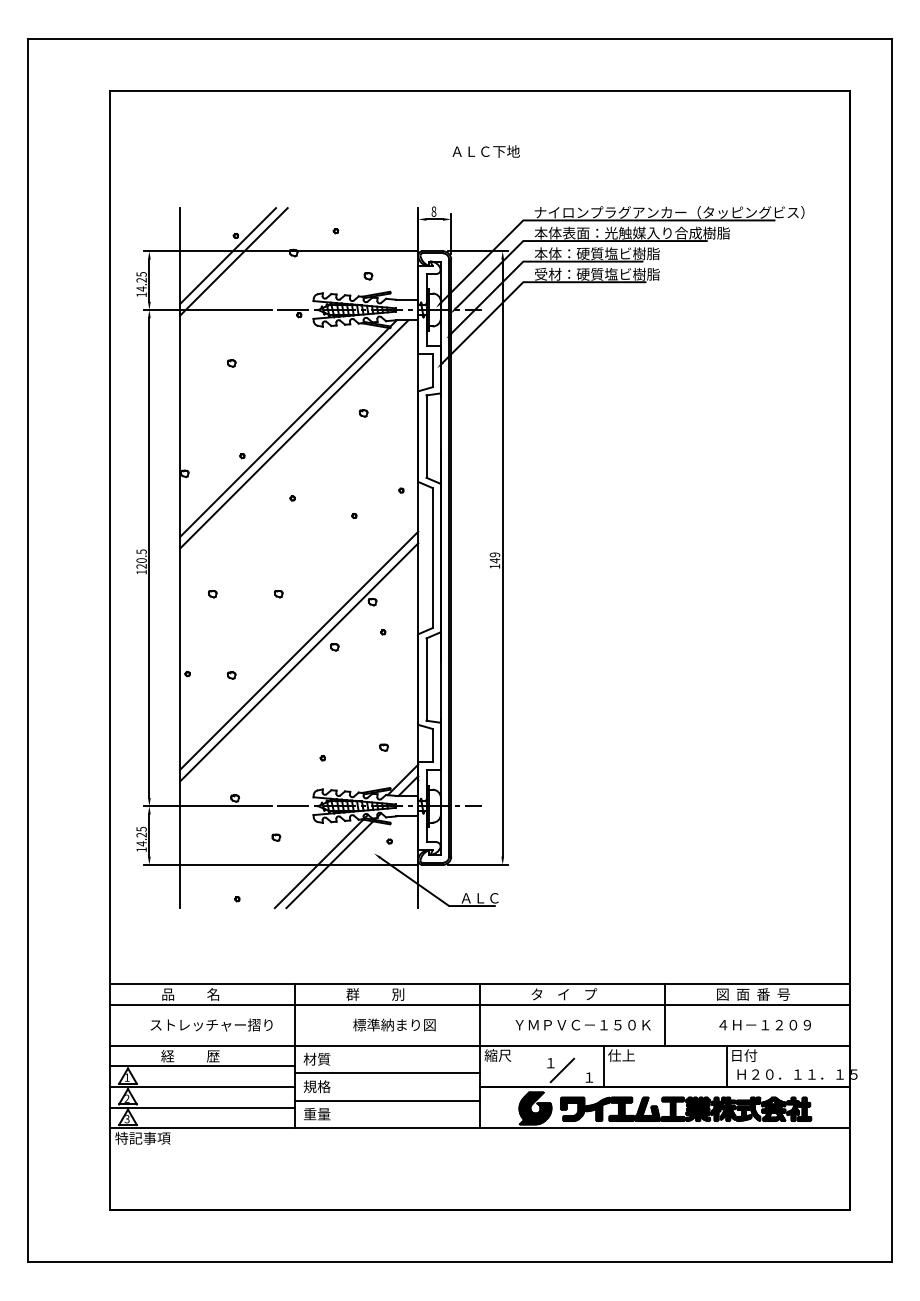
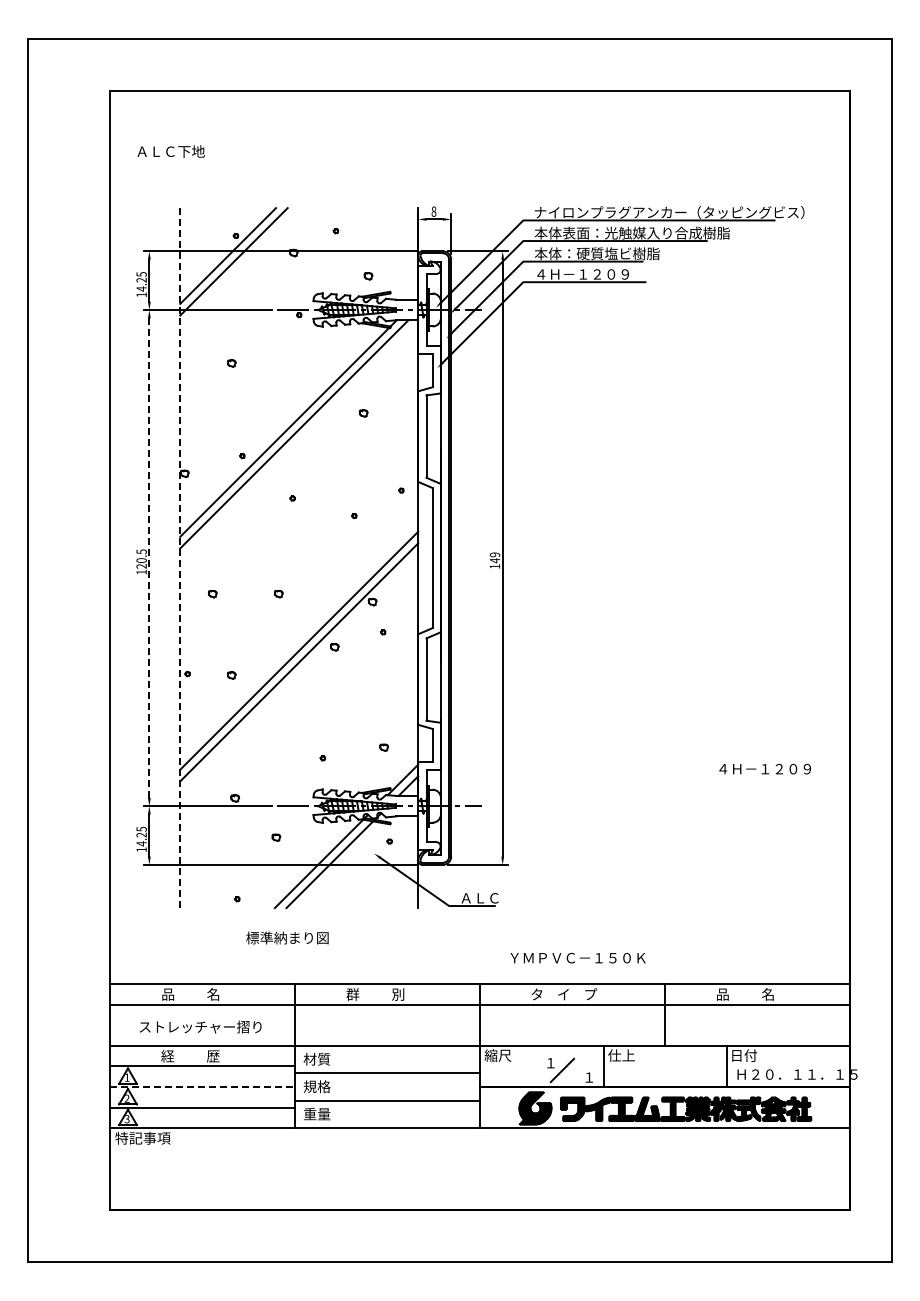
text position: (485, 151) -> (170, 151) (170, 151)
text: 受材：硬質塩ビ樹脂 -> ４Ｈ－１２０９ (597, 273)
line: solid -> dashed (149, 558)
line: solid -> dashed (180, 558)
text: 図  面  番  号 -> 品          名 (753, 994)
text position: (211, 1024) -> (200, 1026) (200, 1026)
text position: (394, 1024) -> (287, 937) (287, 937)
text position: (764, 1024) -> (764, 768) (764, 768)
text position: (582, 1025) -> (577, 958) (577, 958)
line: solid -> dashed (202, 1086)
